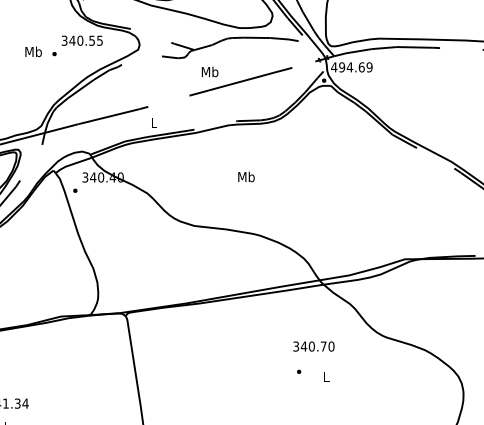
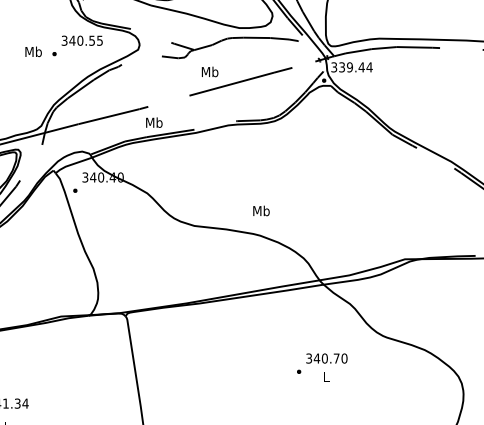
text: 494.69 -> 339.44 (351, 67)
text: L -> Mb (154, 122)
text position: (246, 176) -> (261, 210) (261, 210)
text position: (313, 346) -> (326, 358) (326, 358)
